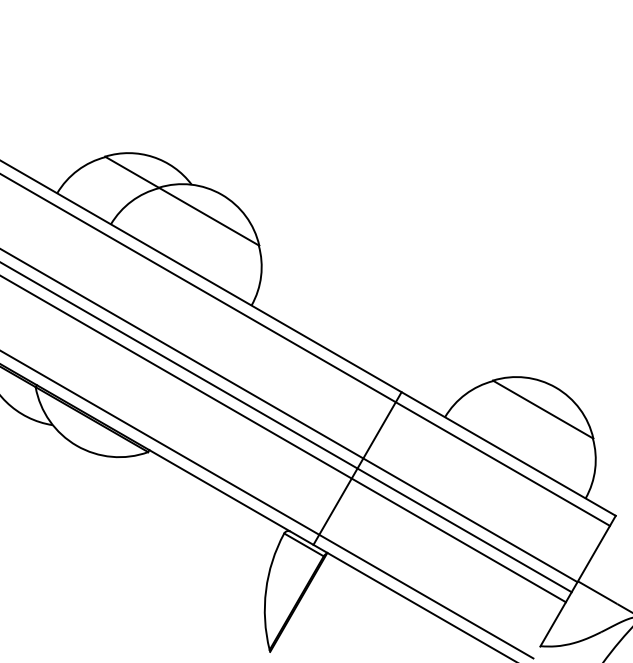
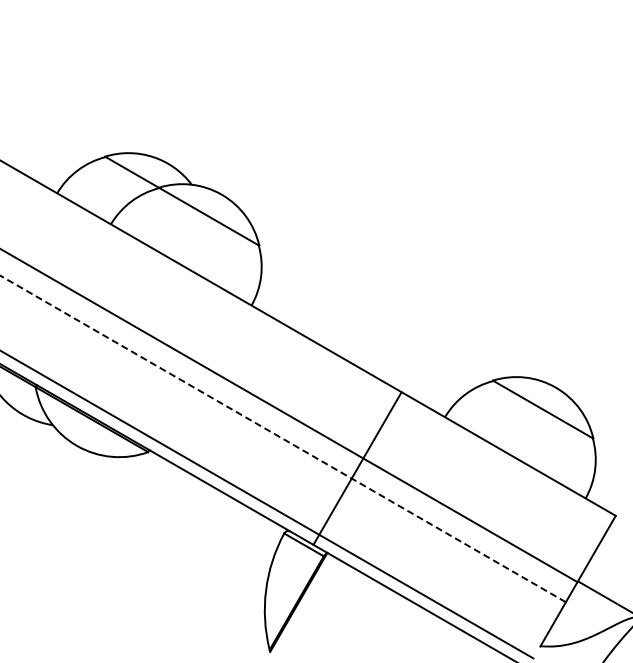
line: present -> none (305, 350)
line: present -> none (286, 427)
line: solid -> dashed (282, 438)
